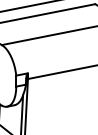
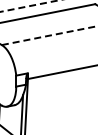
line: solid -> dashed (30, 6)
line: solid -> dashed (49, 35)
